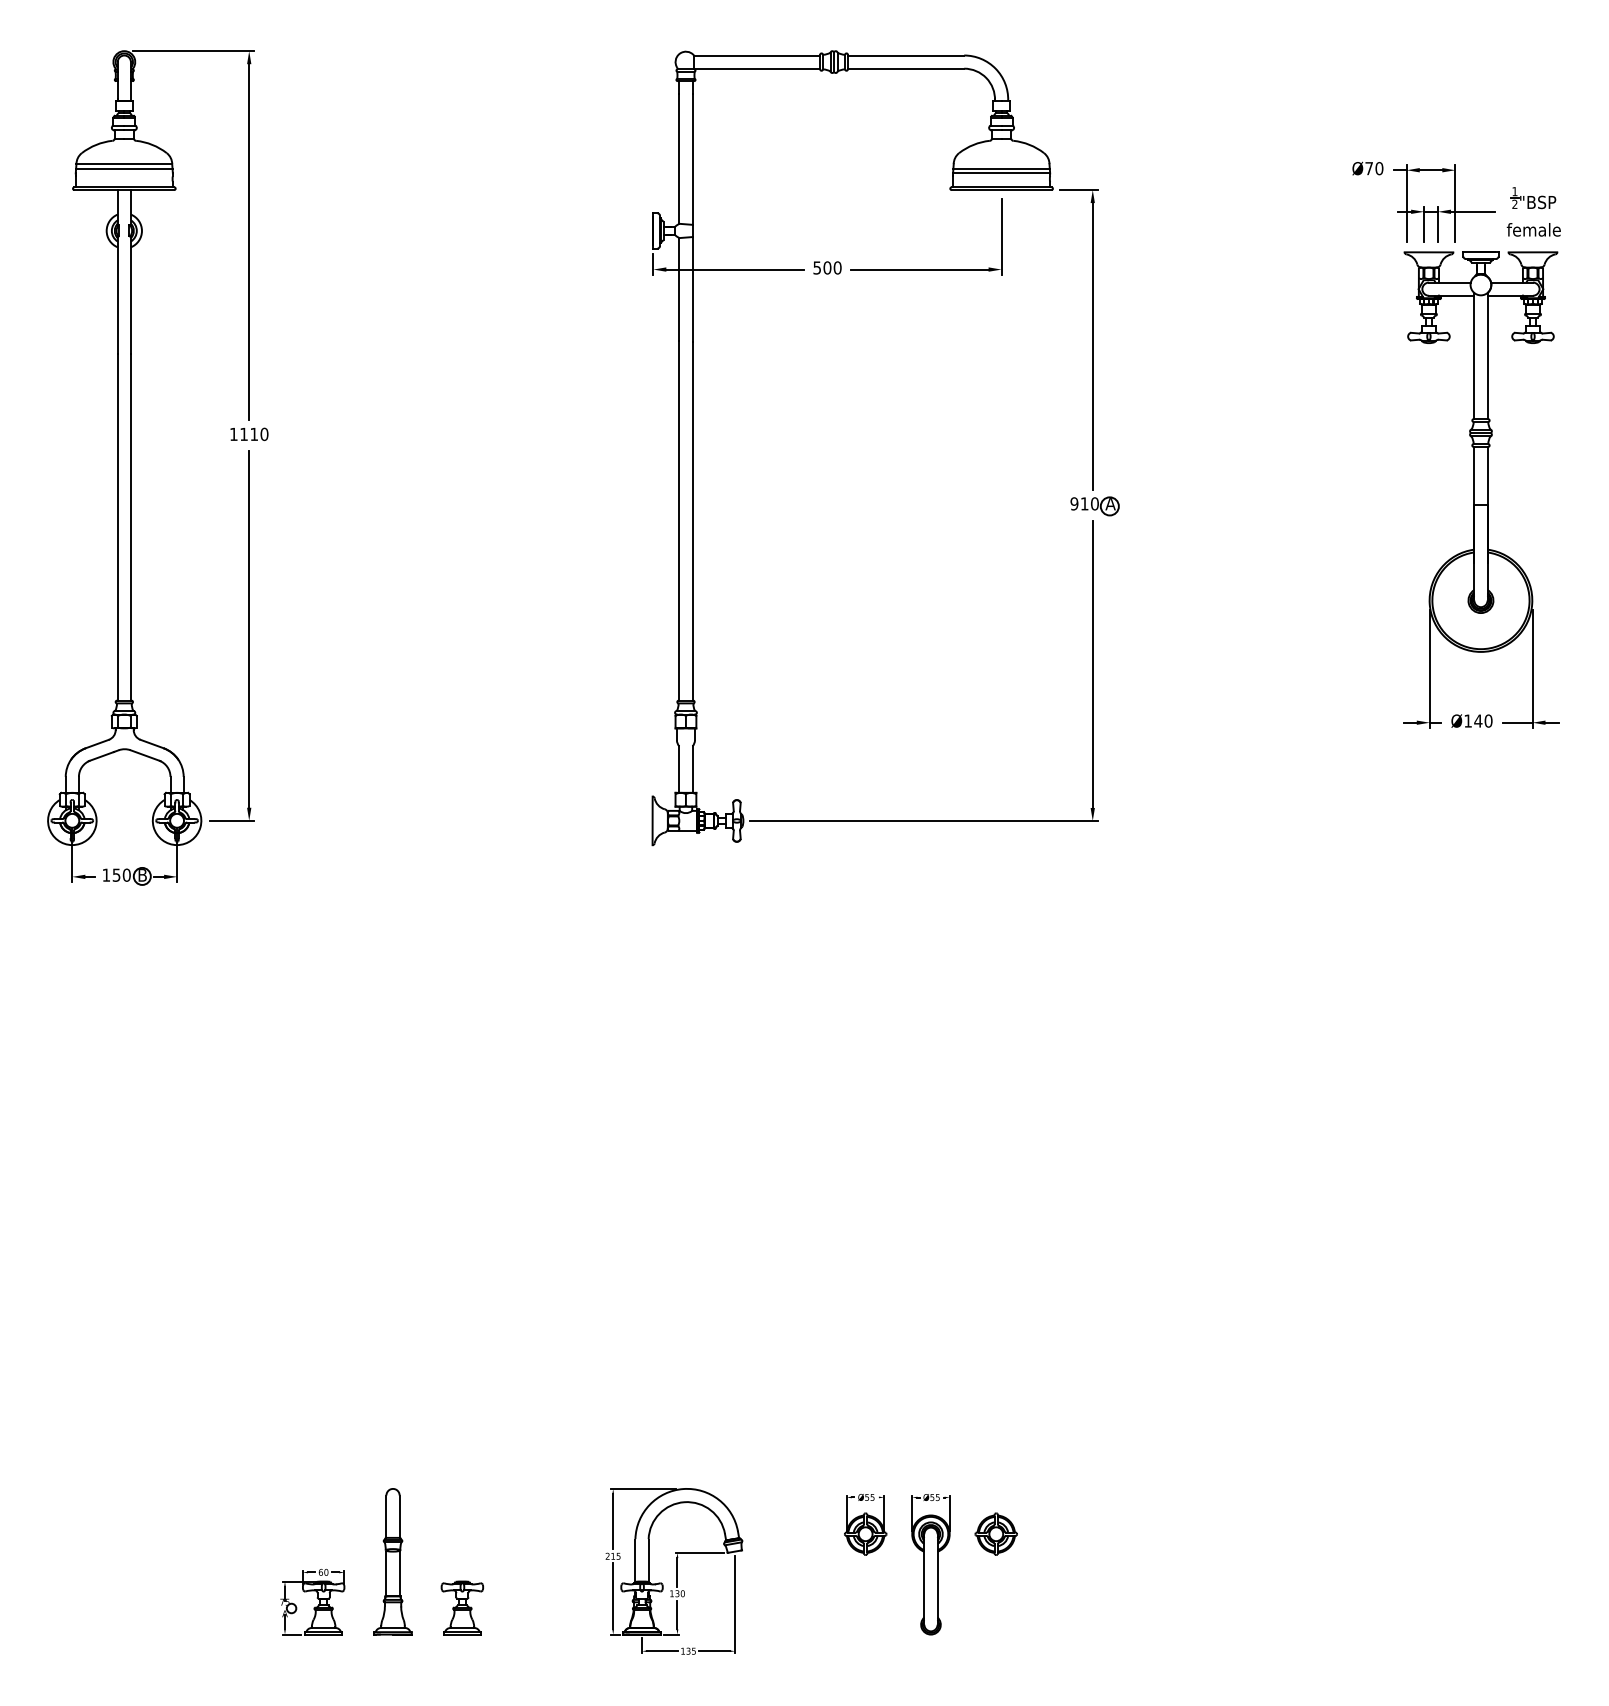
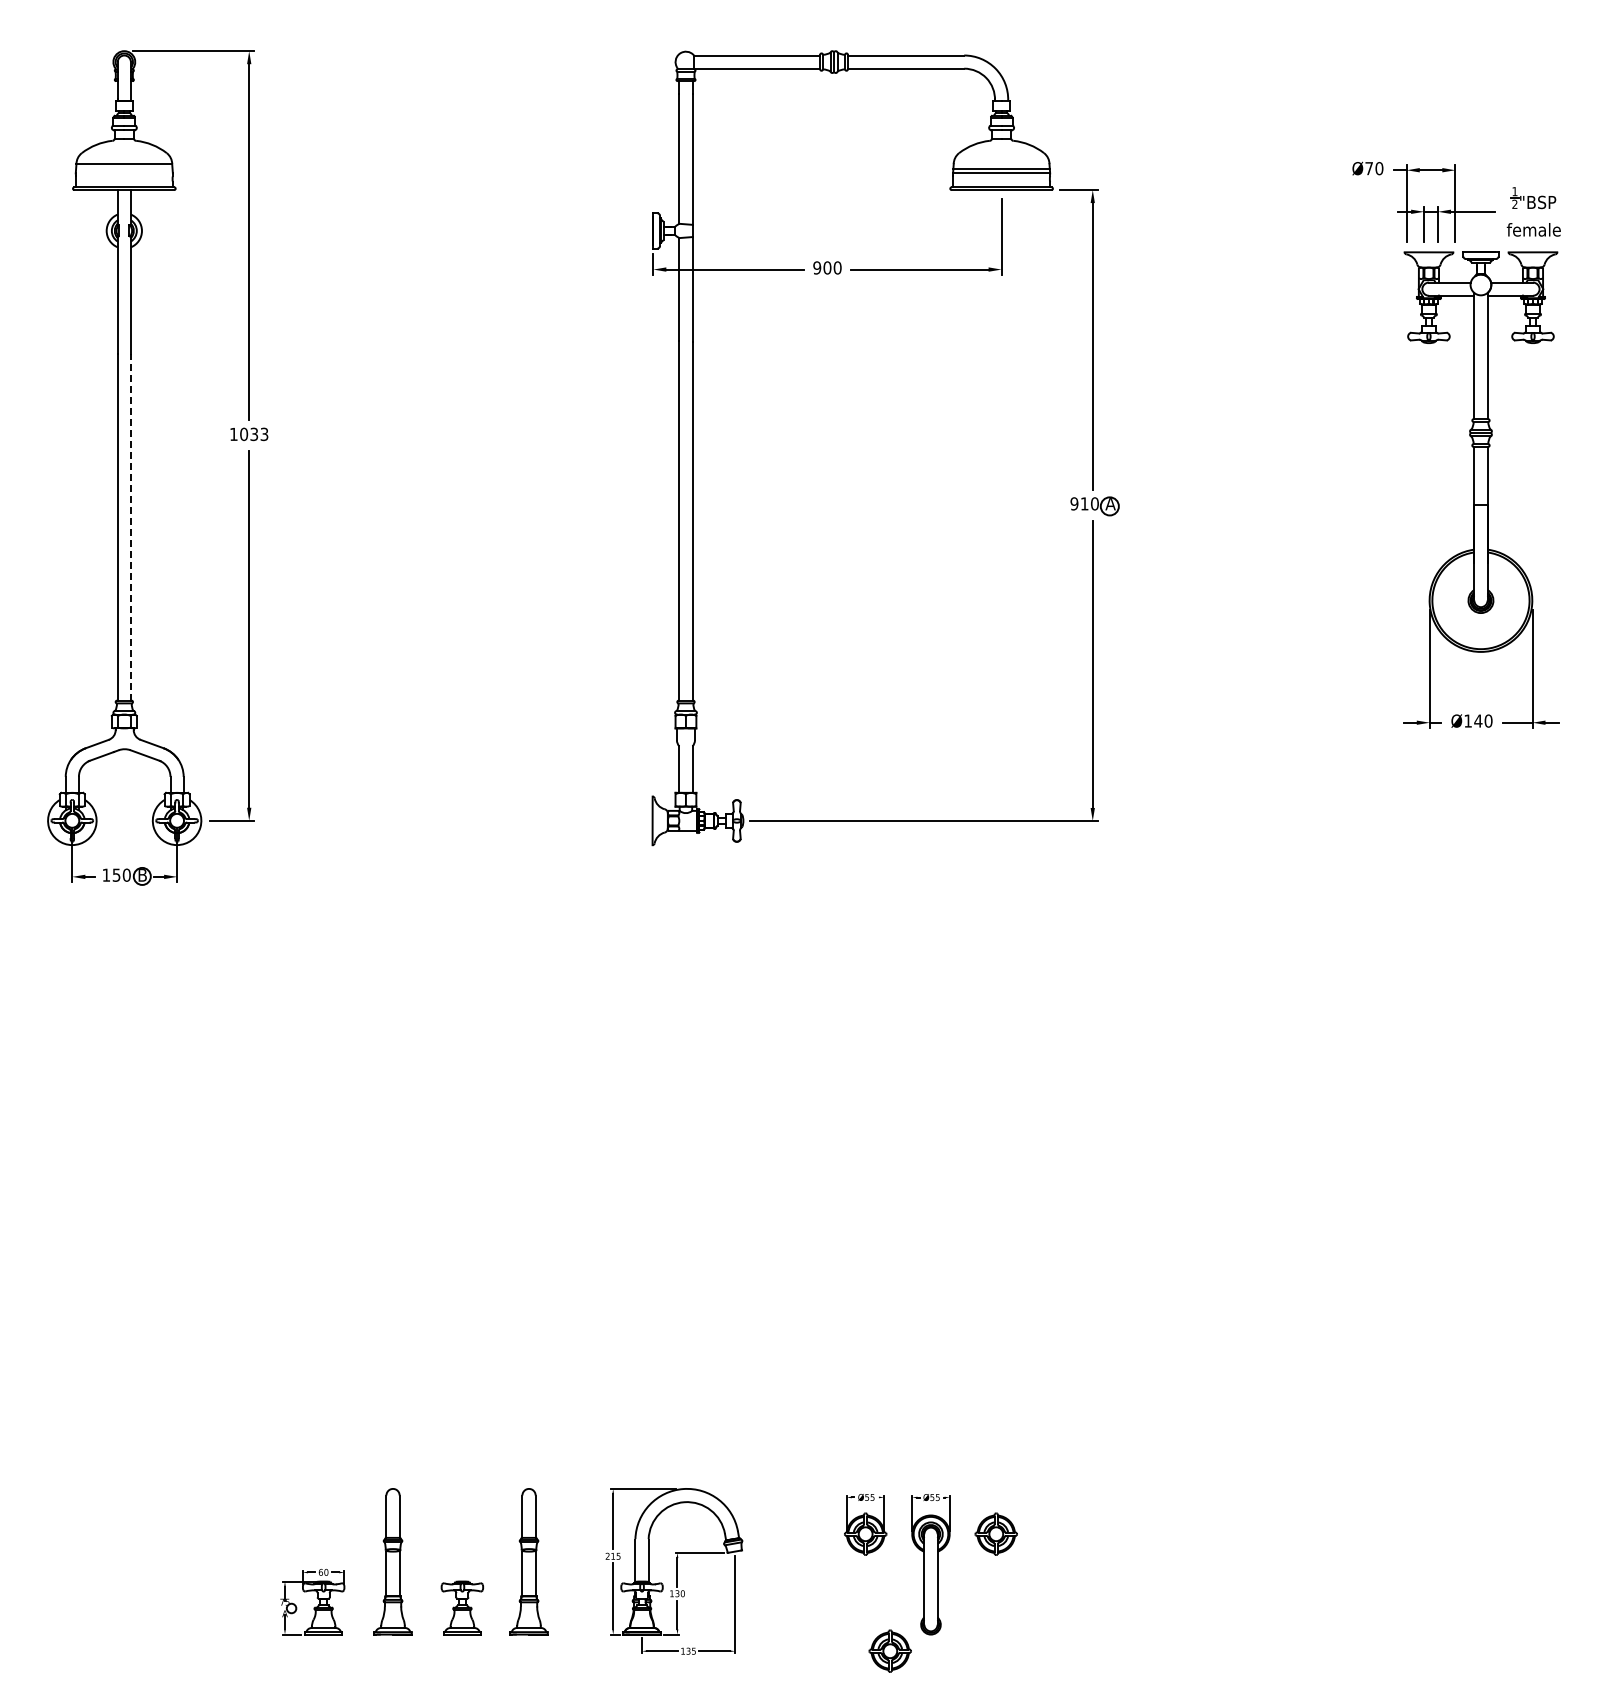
line: present -> none (124, 168)
text: 500 -> 900 (817, 267)
text: 1110 -> 1033 (254, 434)
line: solid -> dashed (130, 526)
part: none -> present (528, 1561)
part: none -> present (889, 1650)
